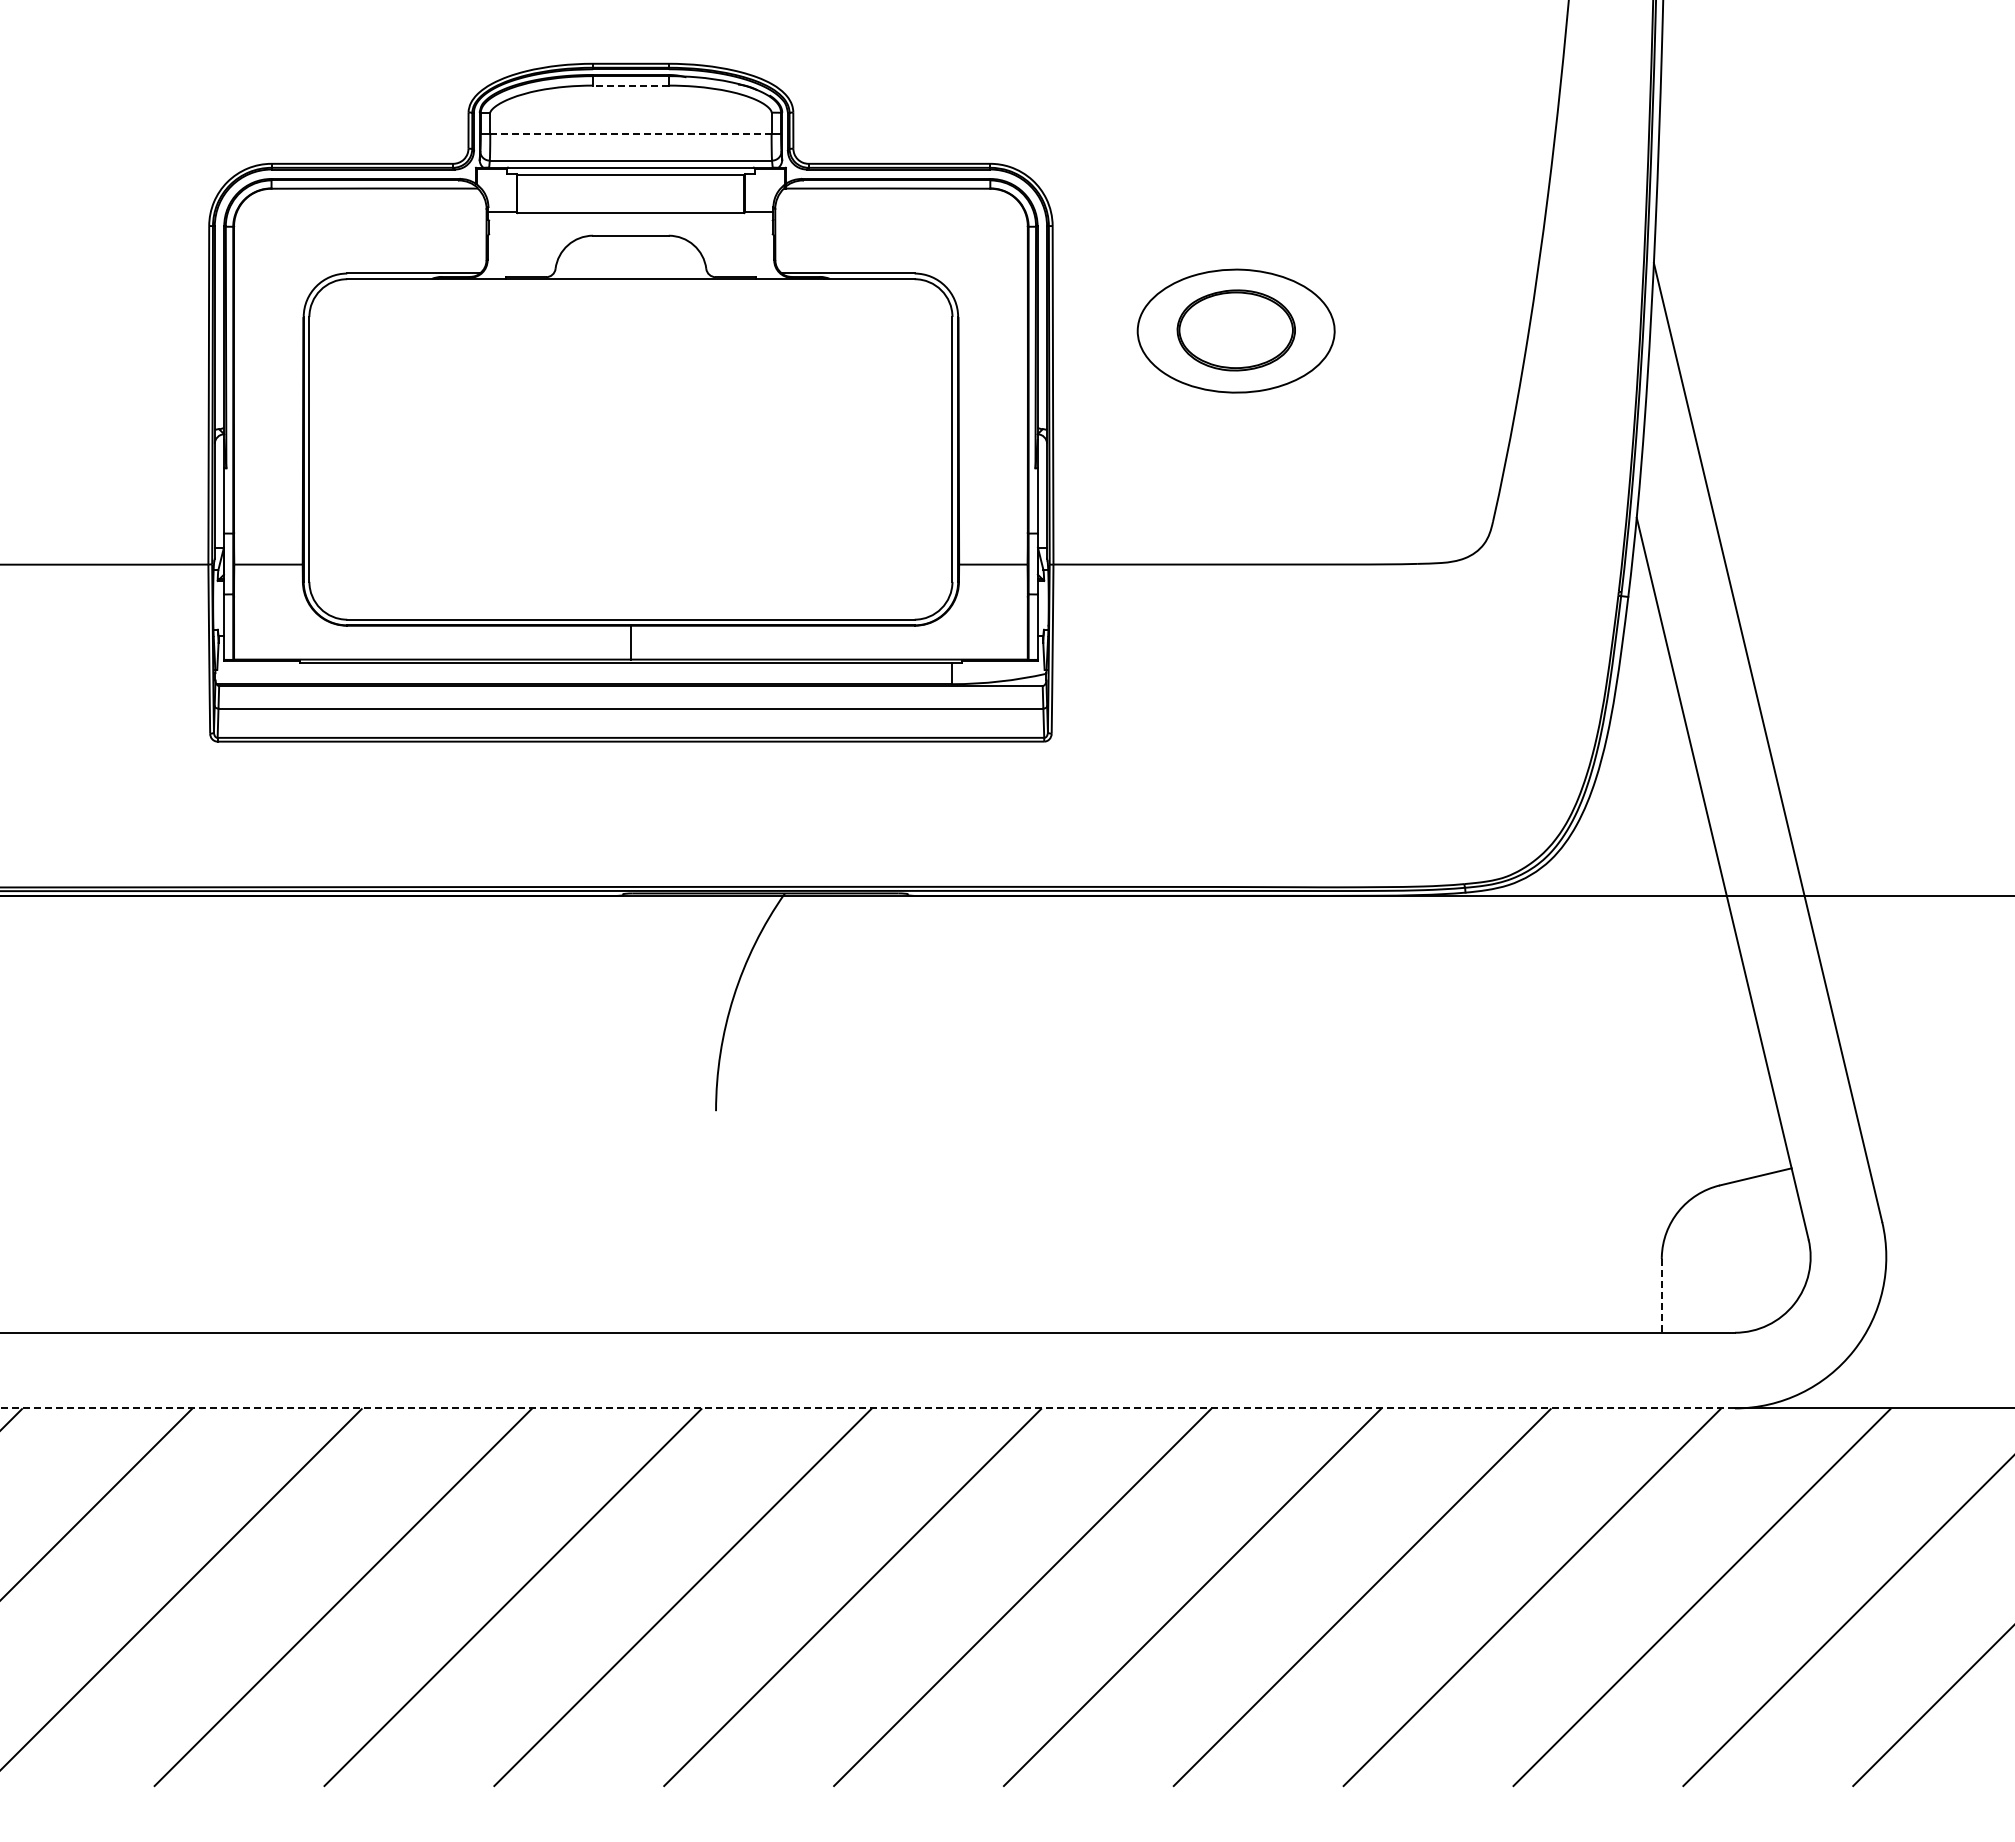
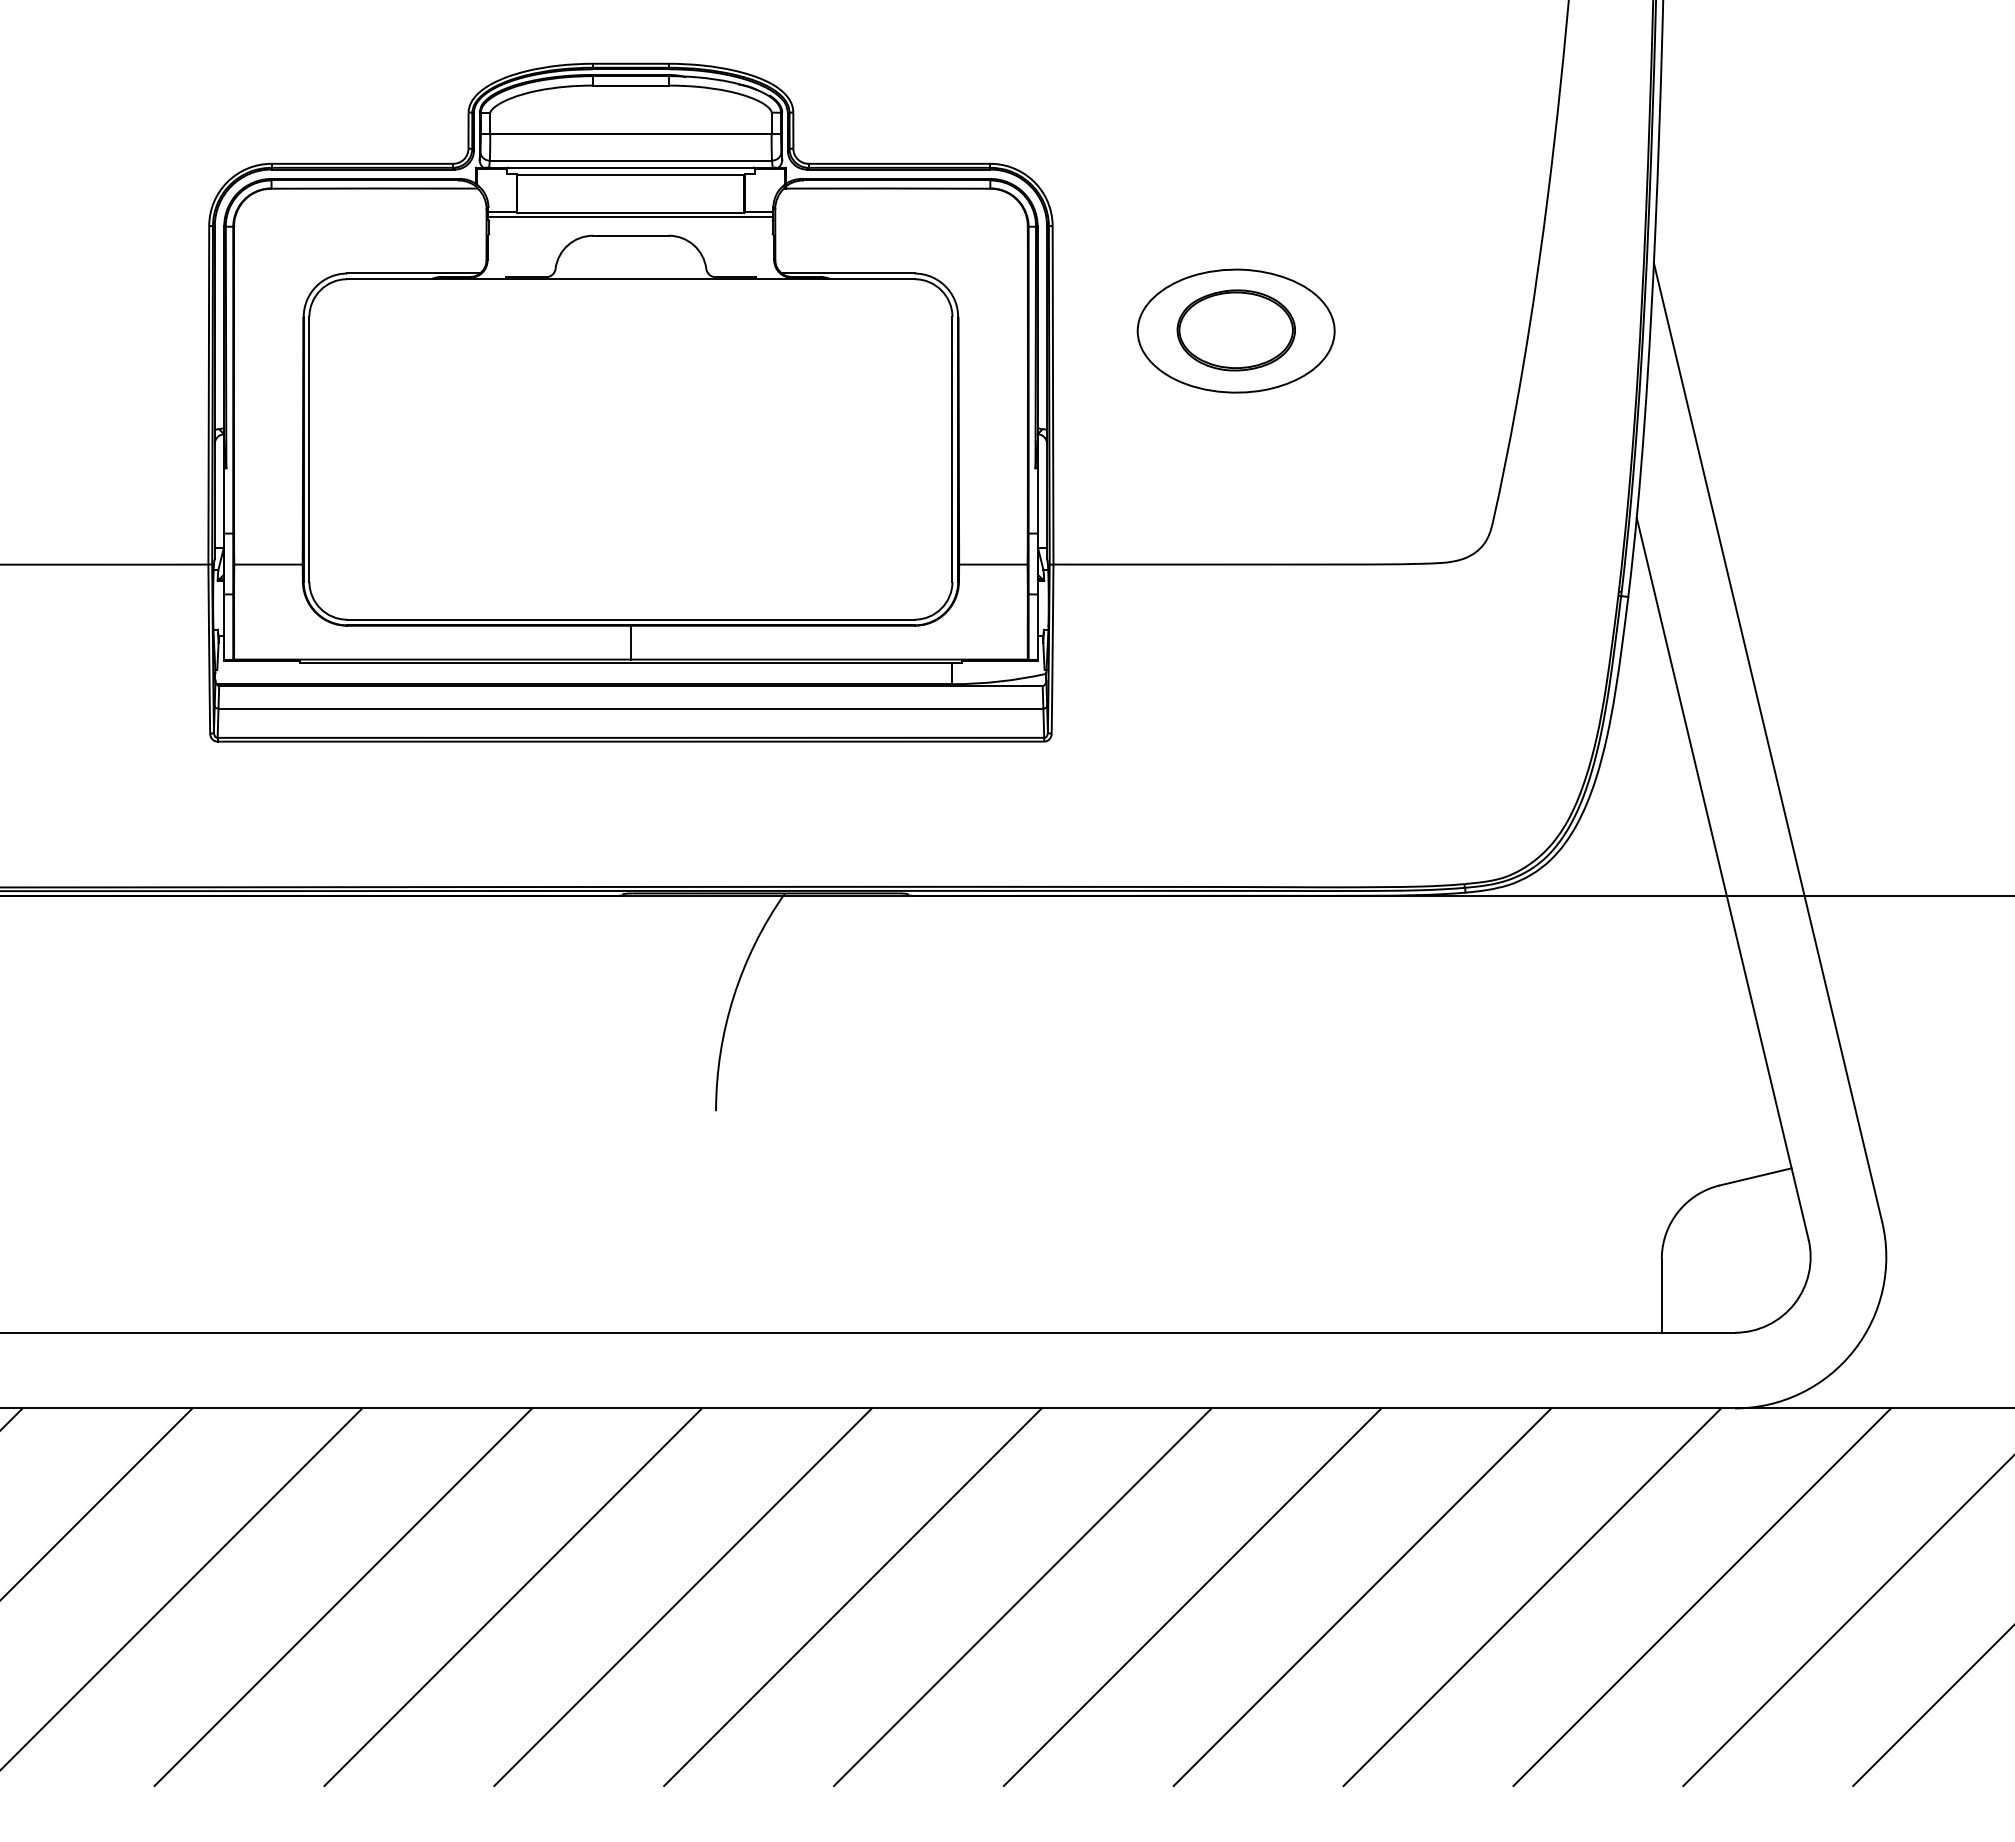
line: dashed -> solid (630, 85)
line: dashed -> solid (630, 134)
line: none -> present (630, 216)
line: dashed -> solid (1661, 1295)
line: dashed -> solid (867, 1408)
